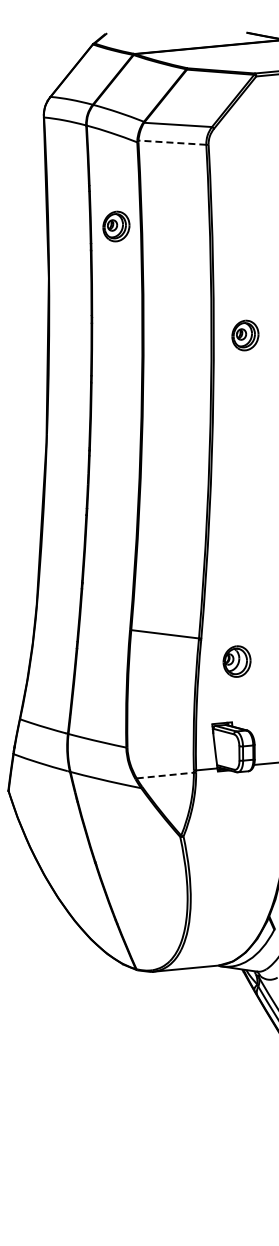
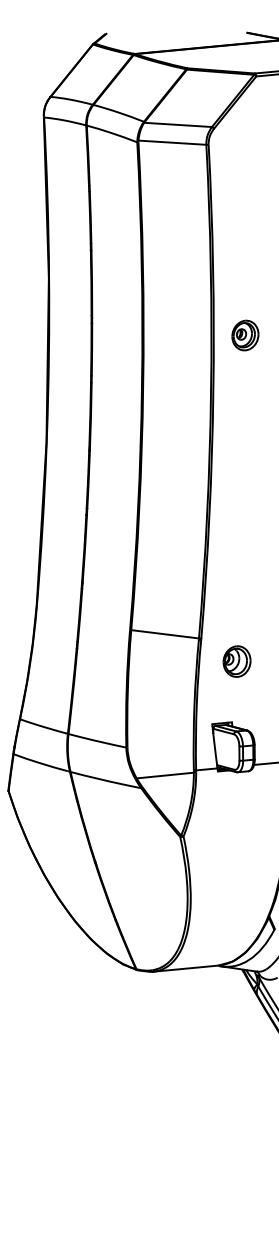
line: dashed -> solid (172, 142)
part: present -> none (116, 226)
line: dashed -> solid (165, 775)
